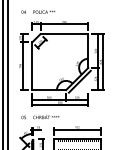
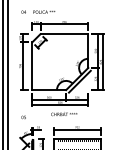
text position: (46, 117) -> (64, 114) (64, 114)
